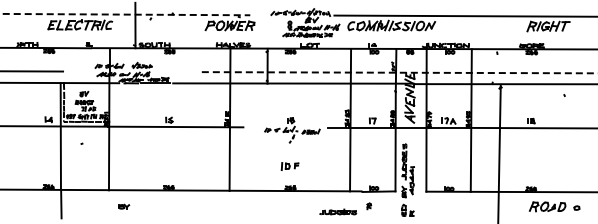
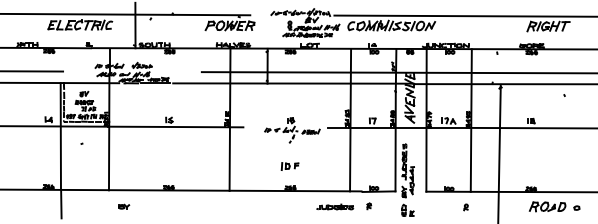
line: dashed -> solid (125, 14)
line: dashed -> solid (399, 72)
part: none -> present (465, 207)
part position: (338, 211) -> (335, 206) (335, 206)
